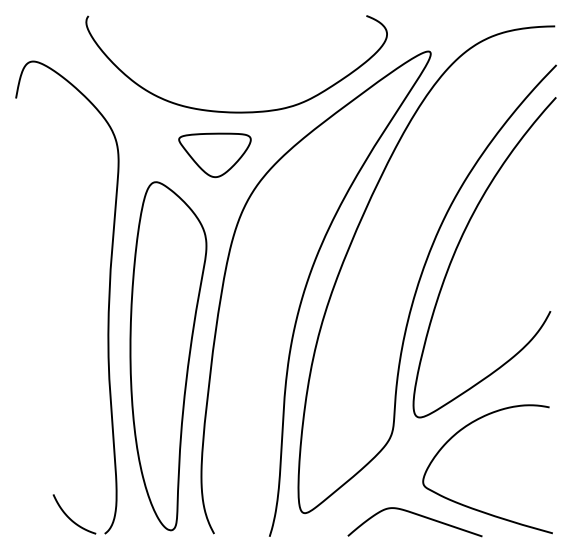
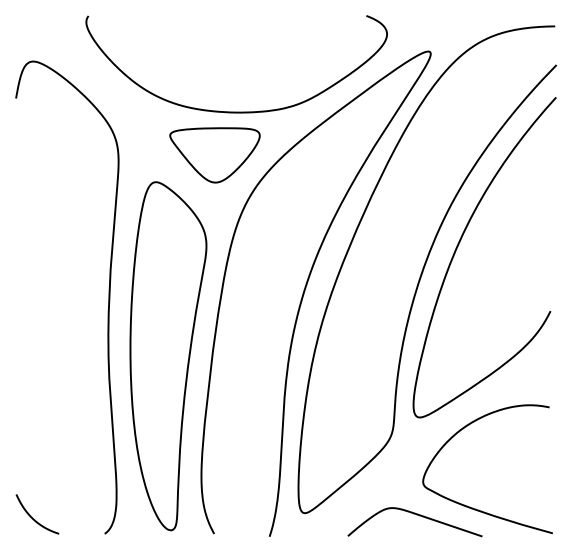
part size: 74x47 px -> 92x57 px (214, 155)
curve position: (72, 519) -> (35, 519) (35, 519)
